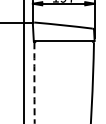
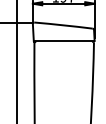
line position: (24, 61) -> (17, 61) (17, 61)
arc: dashed -> solid (34, 82)
